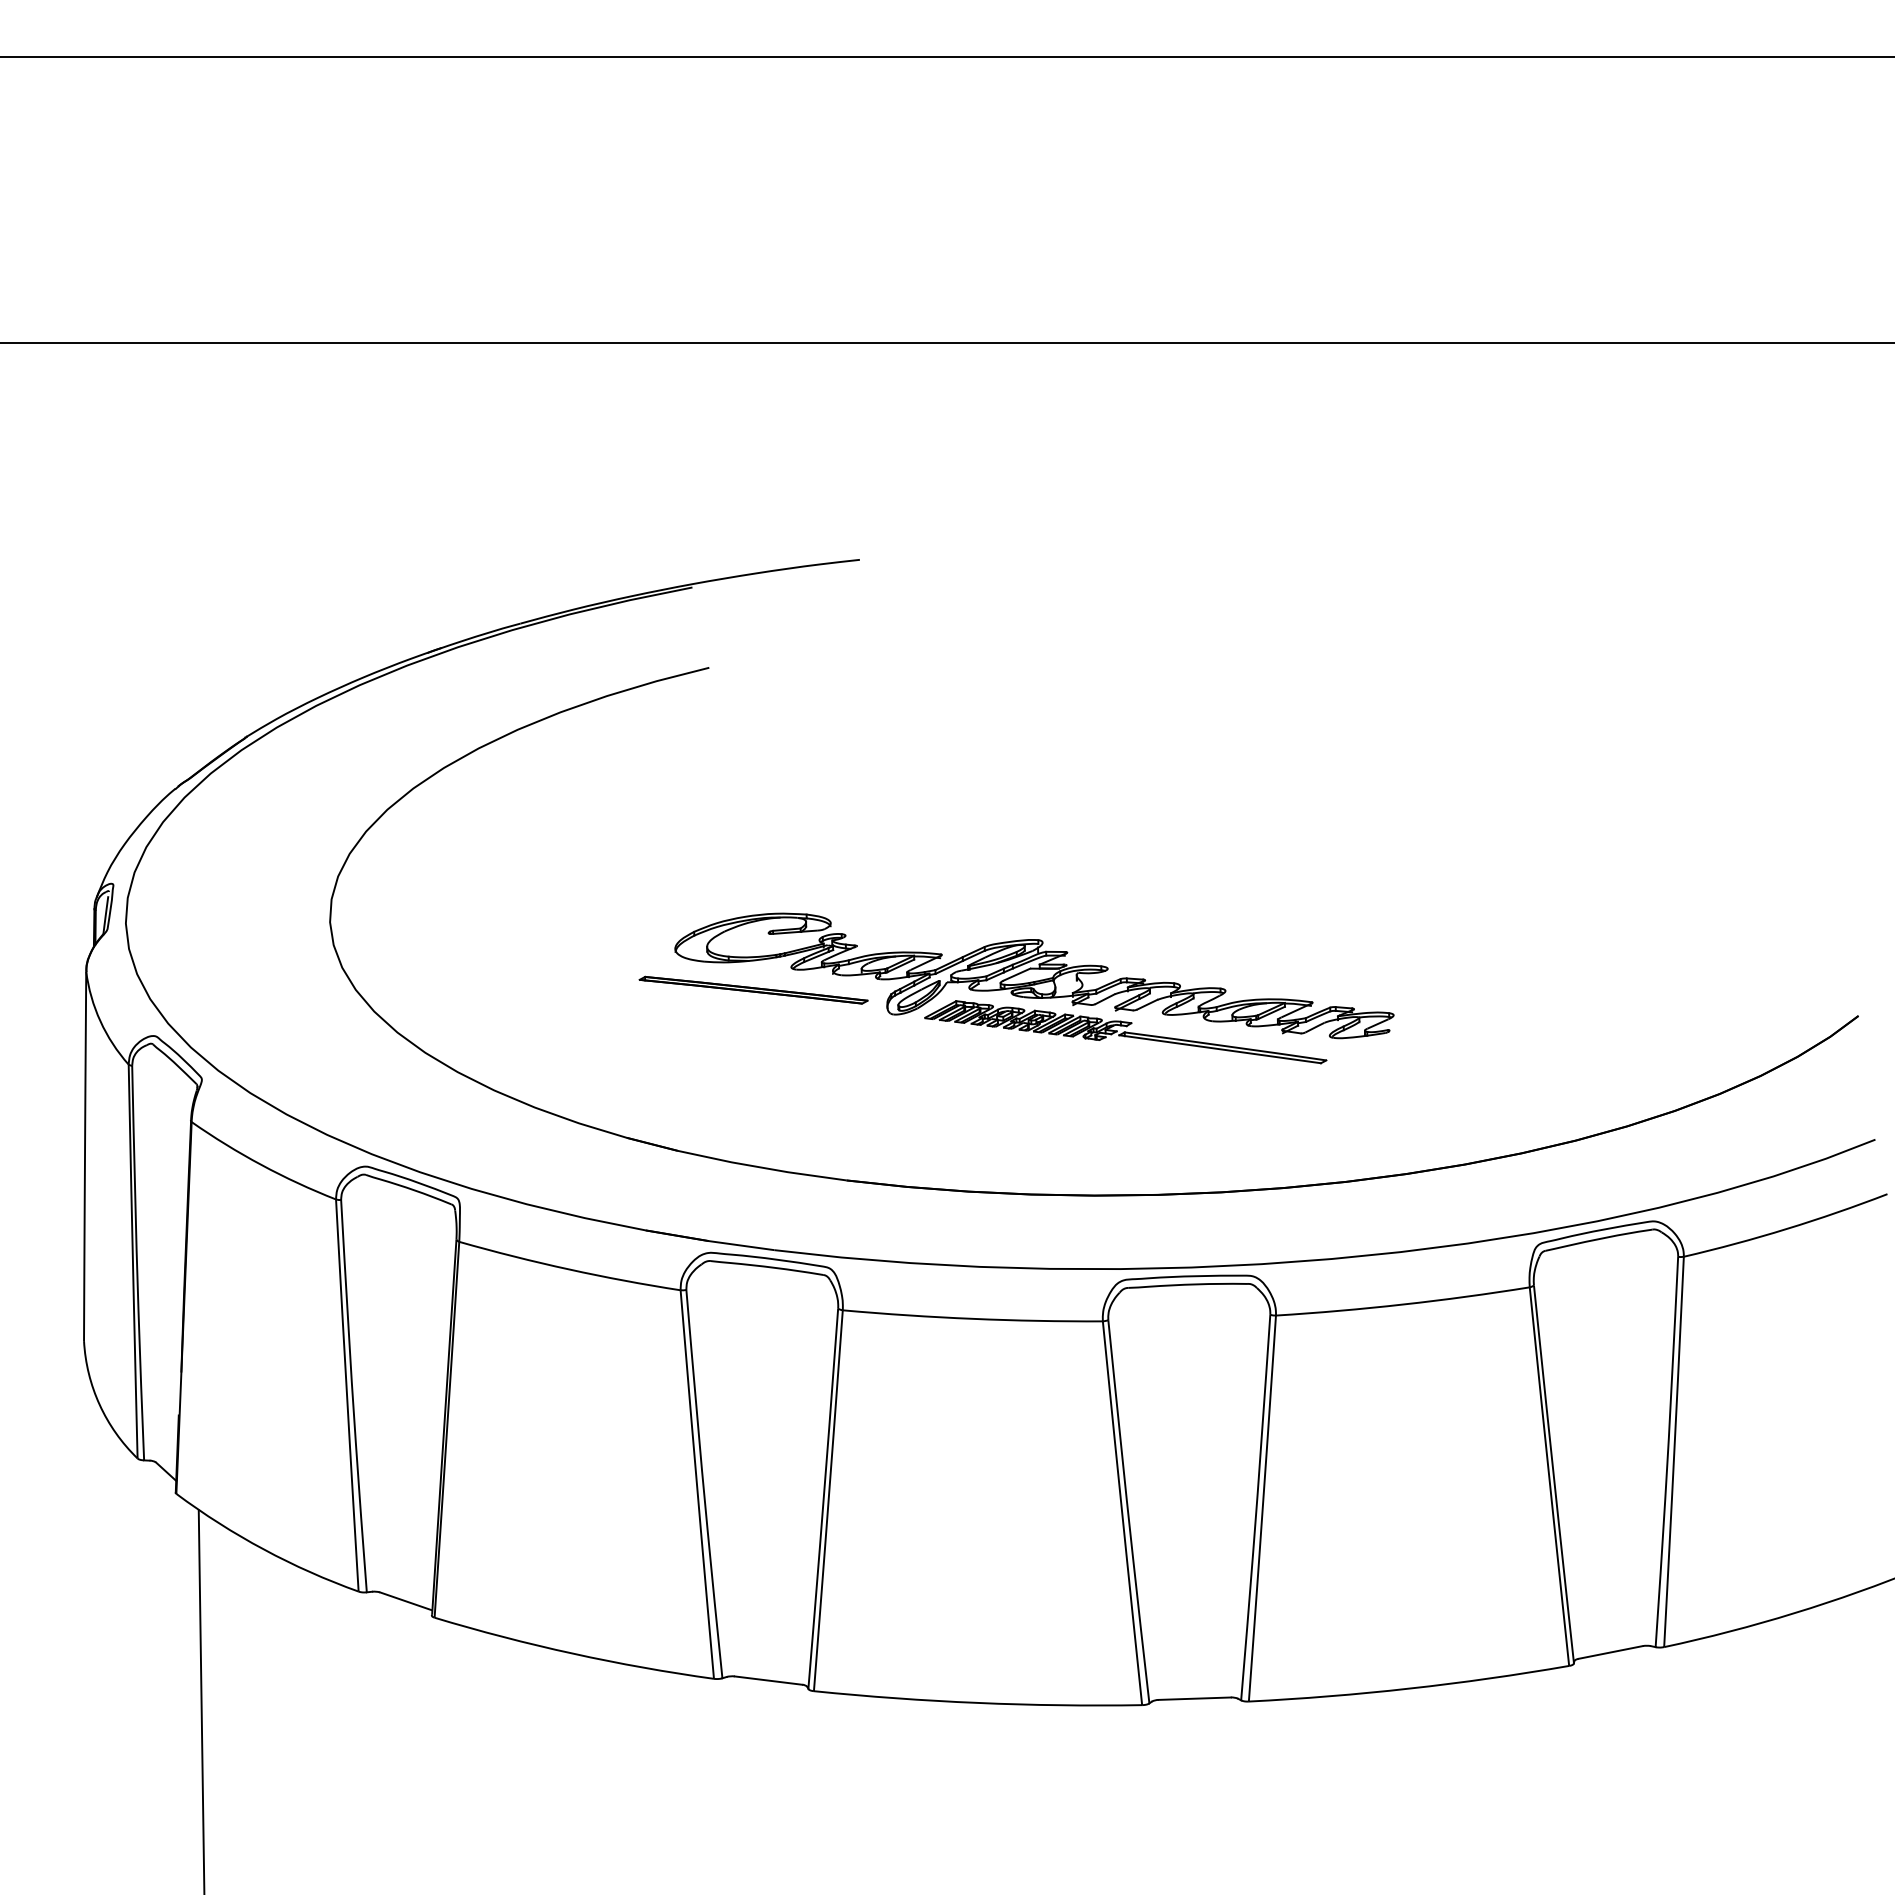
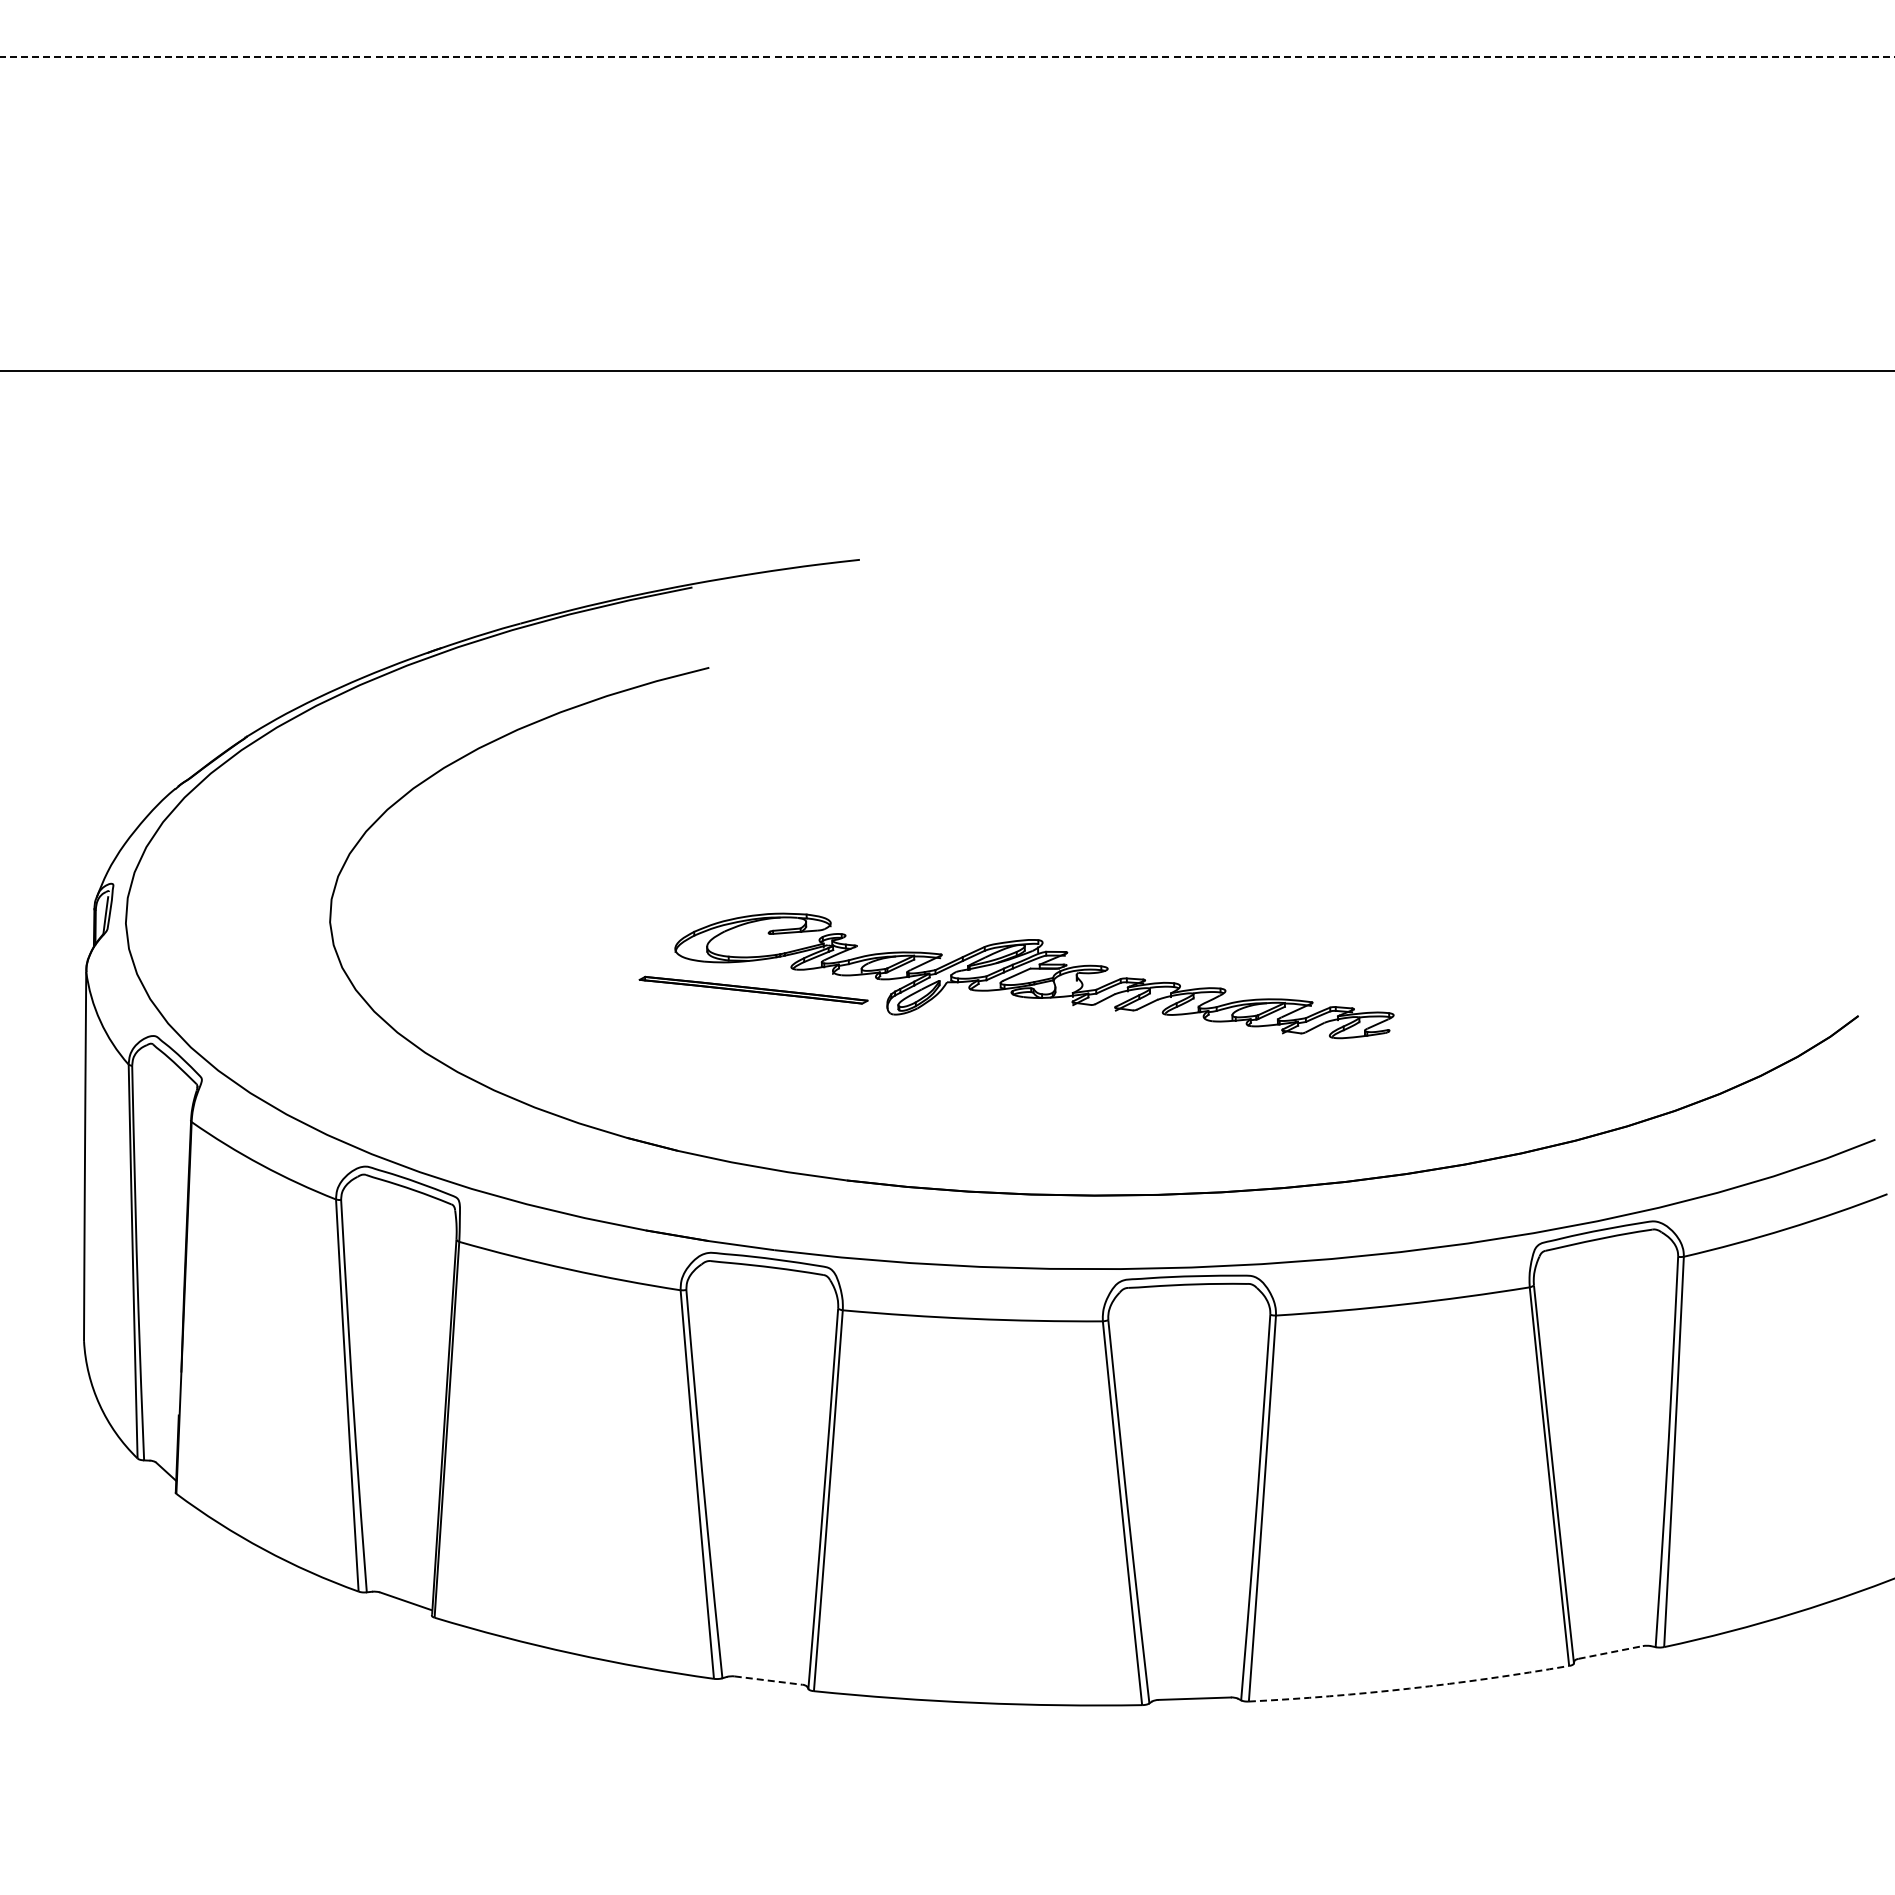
line: solid -> dashed (948, 56)
line position: (946, 342) -> (946, 370) (946, 370)
part: present -> none (1125, 1032)
line: solid -> dashed (1610, 1652)
line: solid -> dashed (769, 1680)
arc: solid -> dashed (1409, 1688)
line: present -> none (201, 1700)
